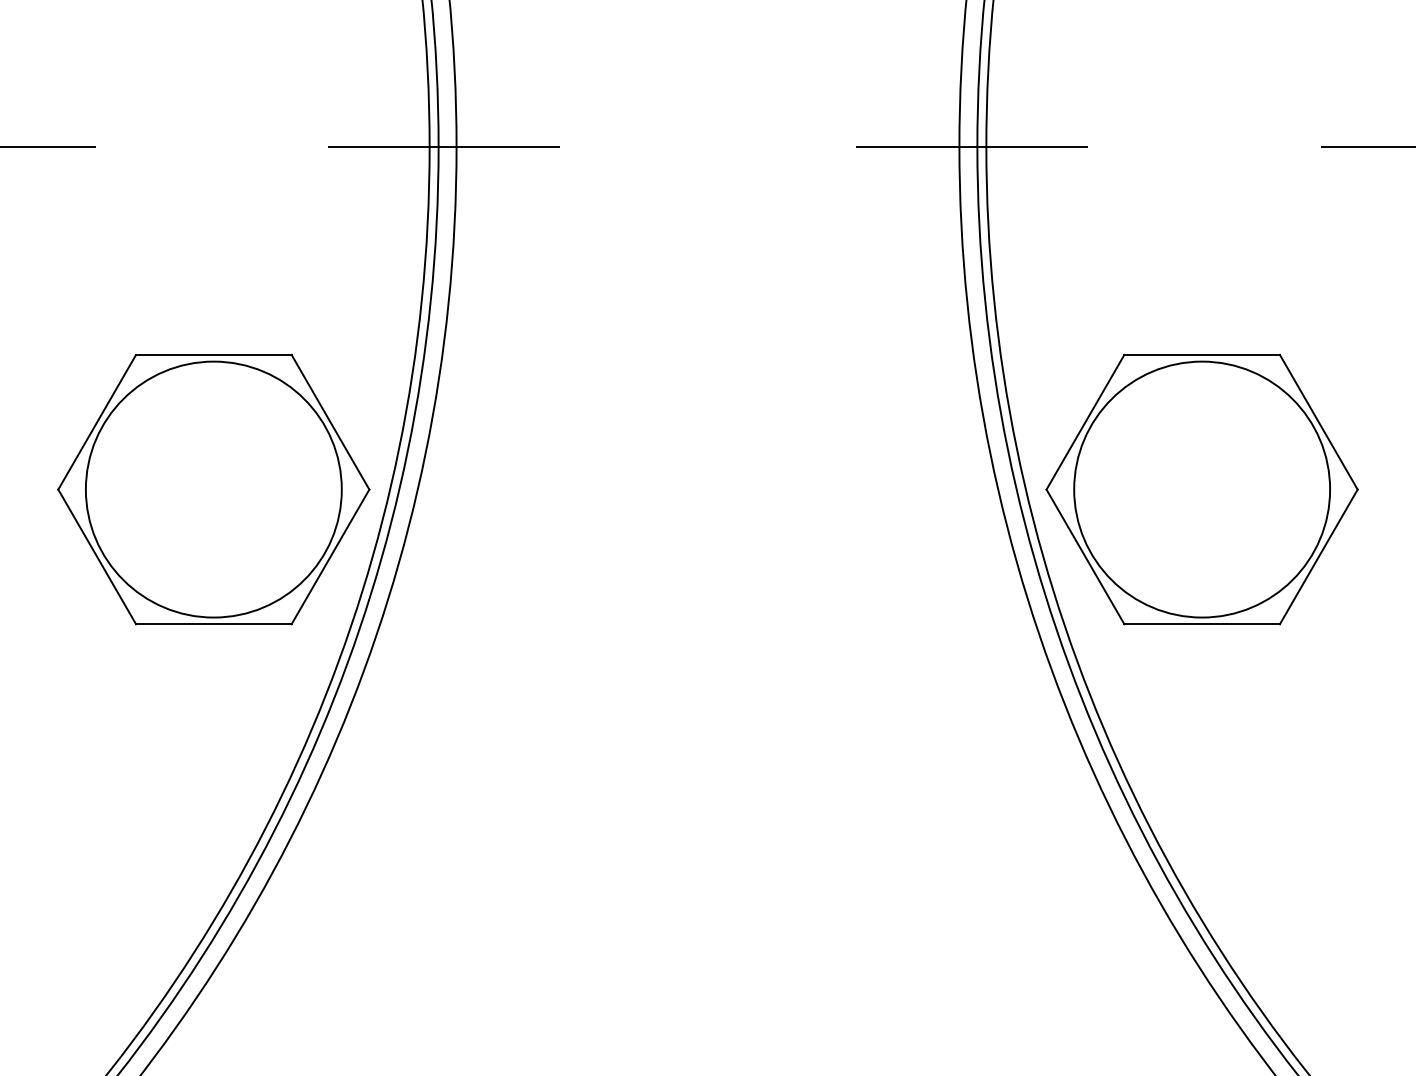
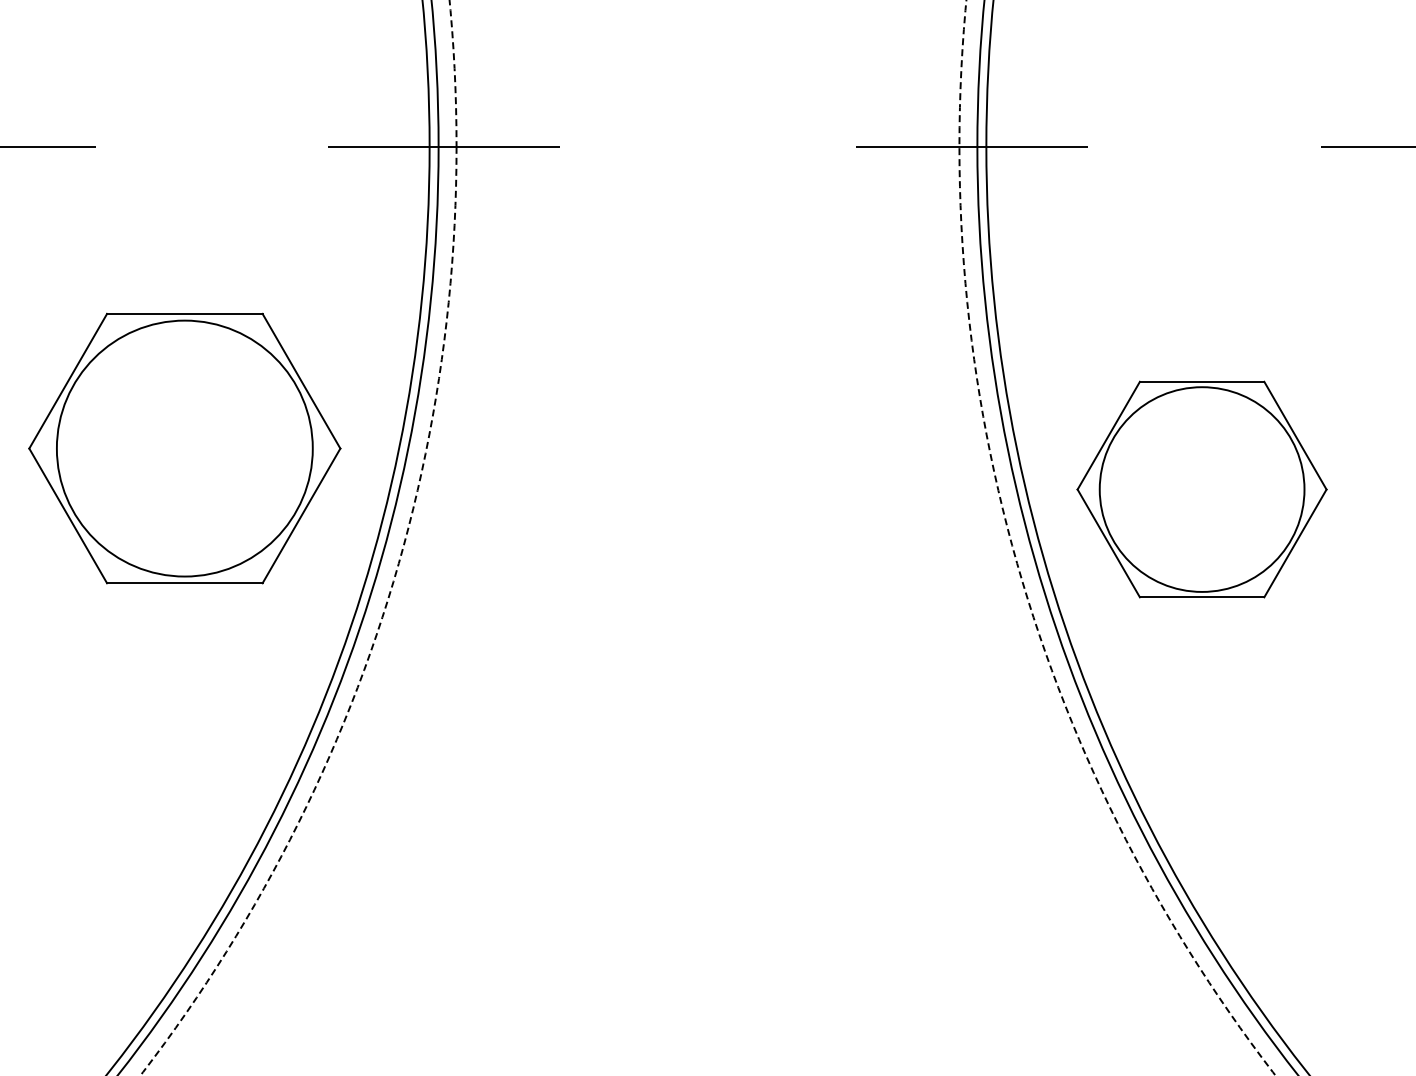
part position: (213, 489) -> (184, 448) (184, 448)
part size: 314x273 px -> 252x219 px (1201, 489)
circle: solid -> dashed (298, 537)
circle: solid -> dashed (1117, 537)
